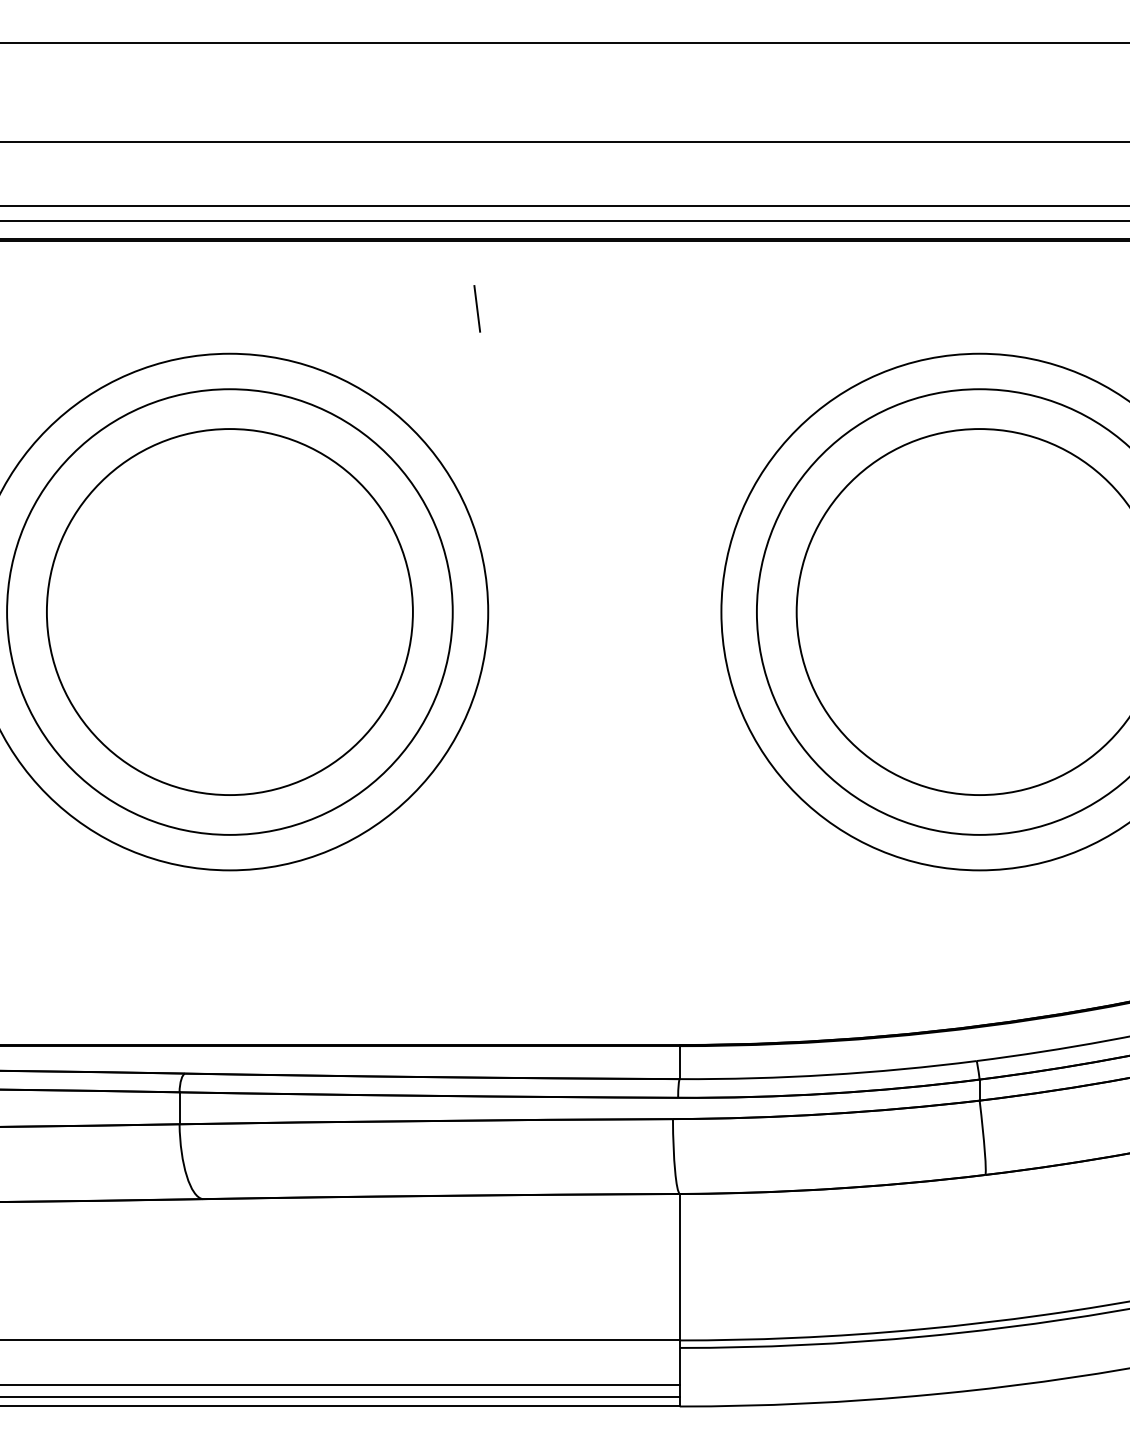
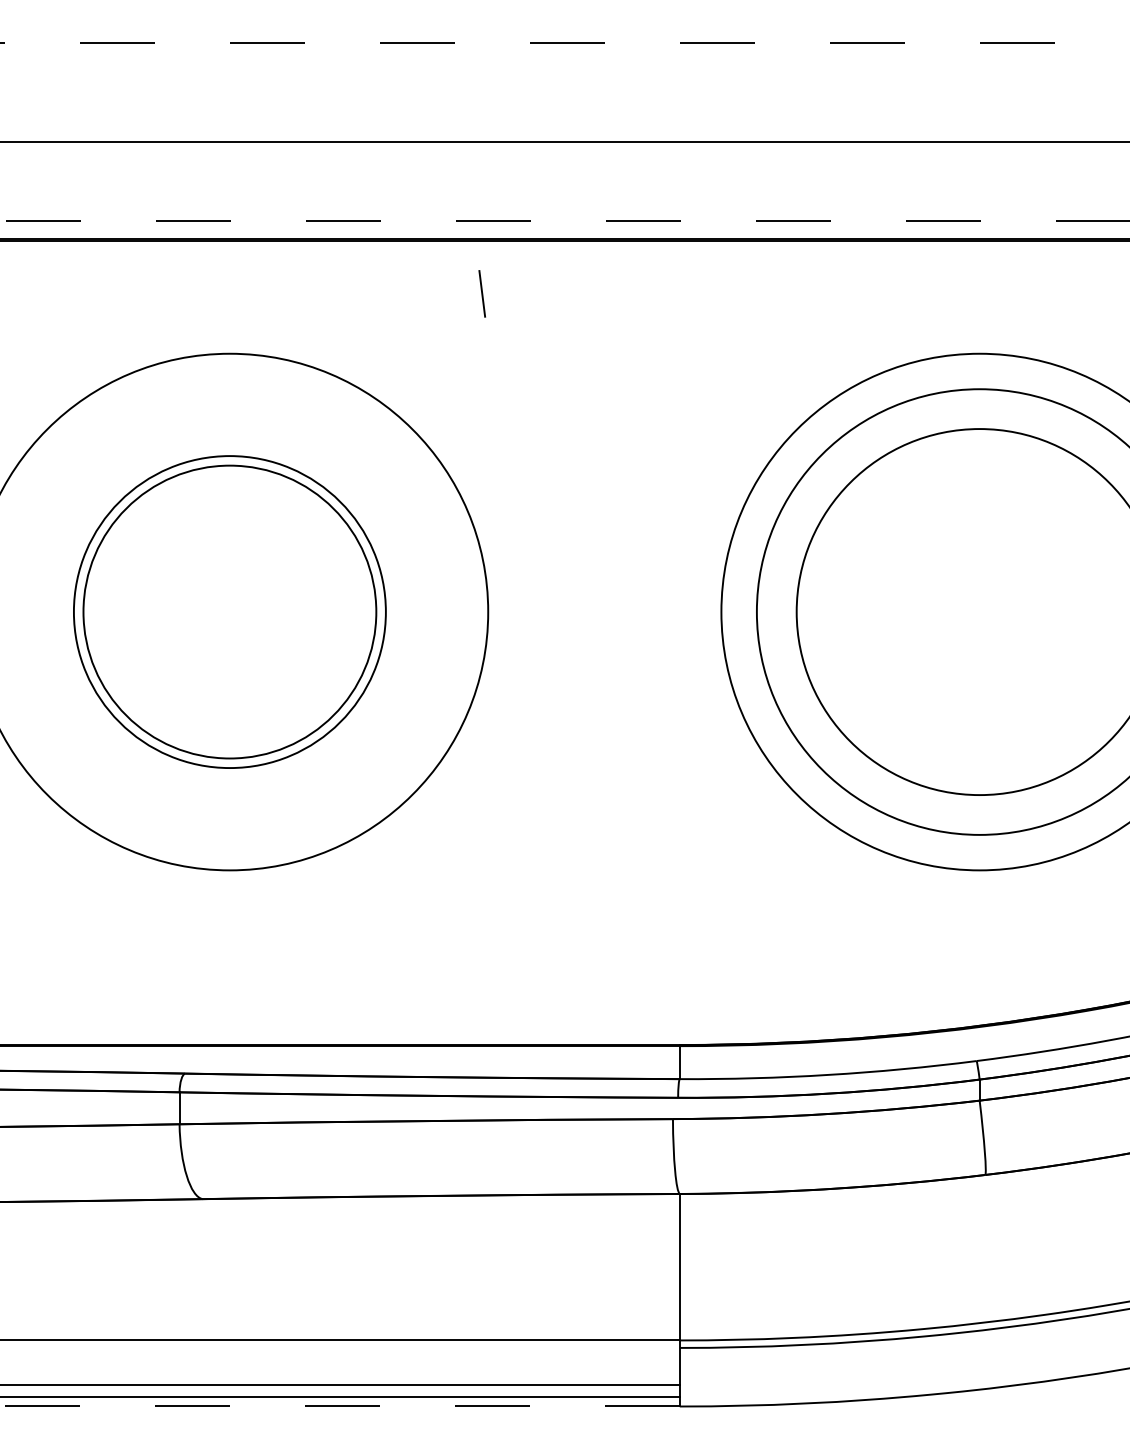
line: solid -> dashed (564, 43)
line: present -> none (564, 205)
line: solid -> dashed (565, 220)
line position: (476, 308) -> (481, 293) (481, 293)
circle diameter: 446 px -> 312 px (229, 612)
circle diameter: 366 px -> 293 px (229, 611)
line: solid -> dashed (339, 1406)
